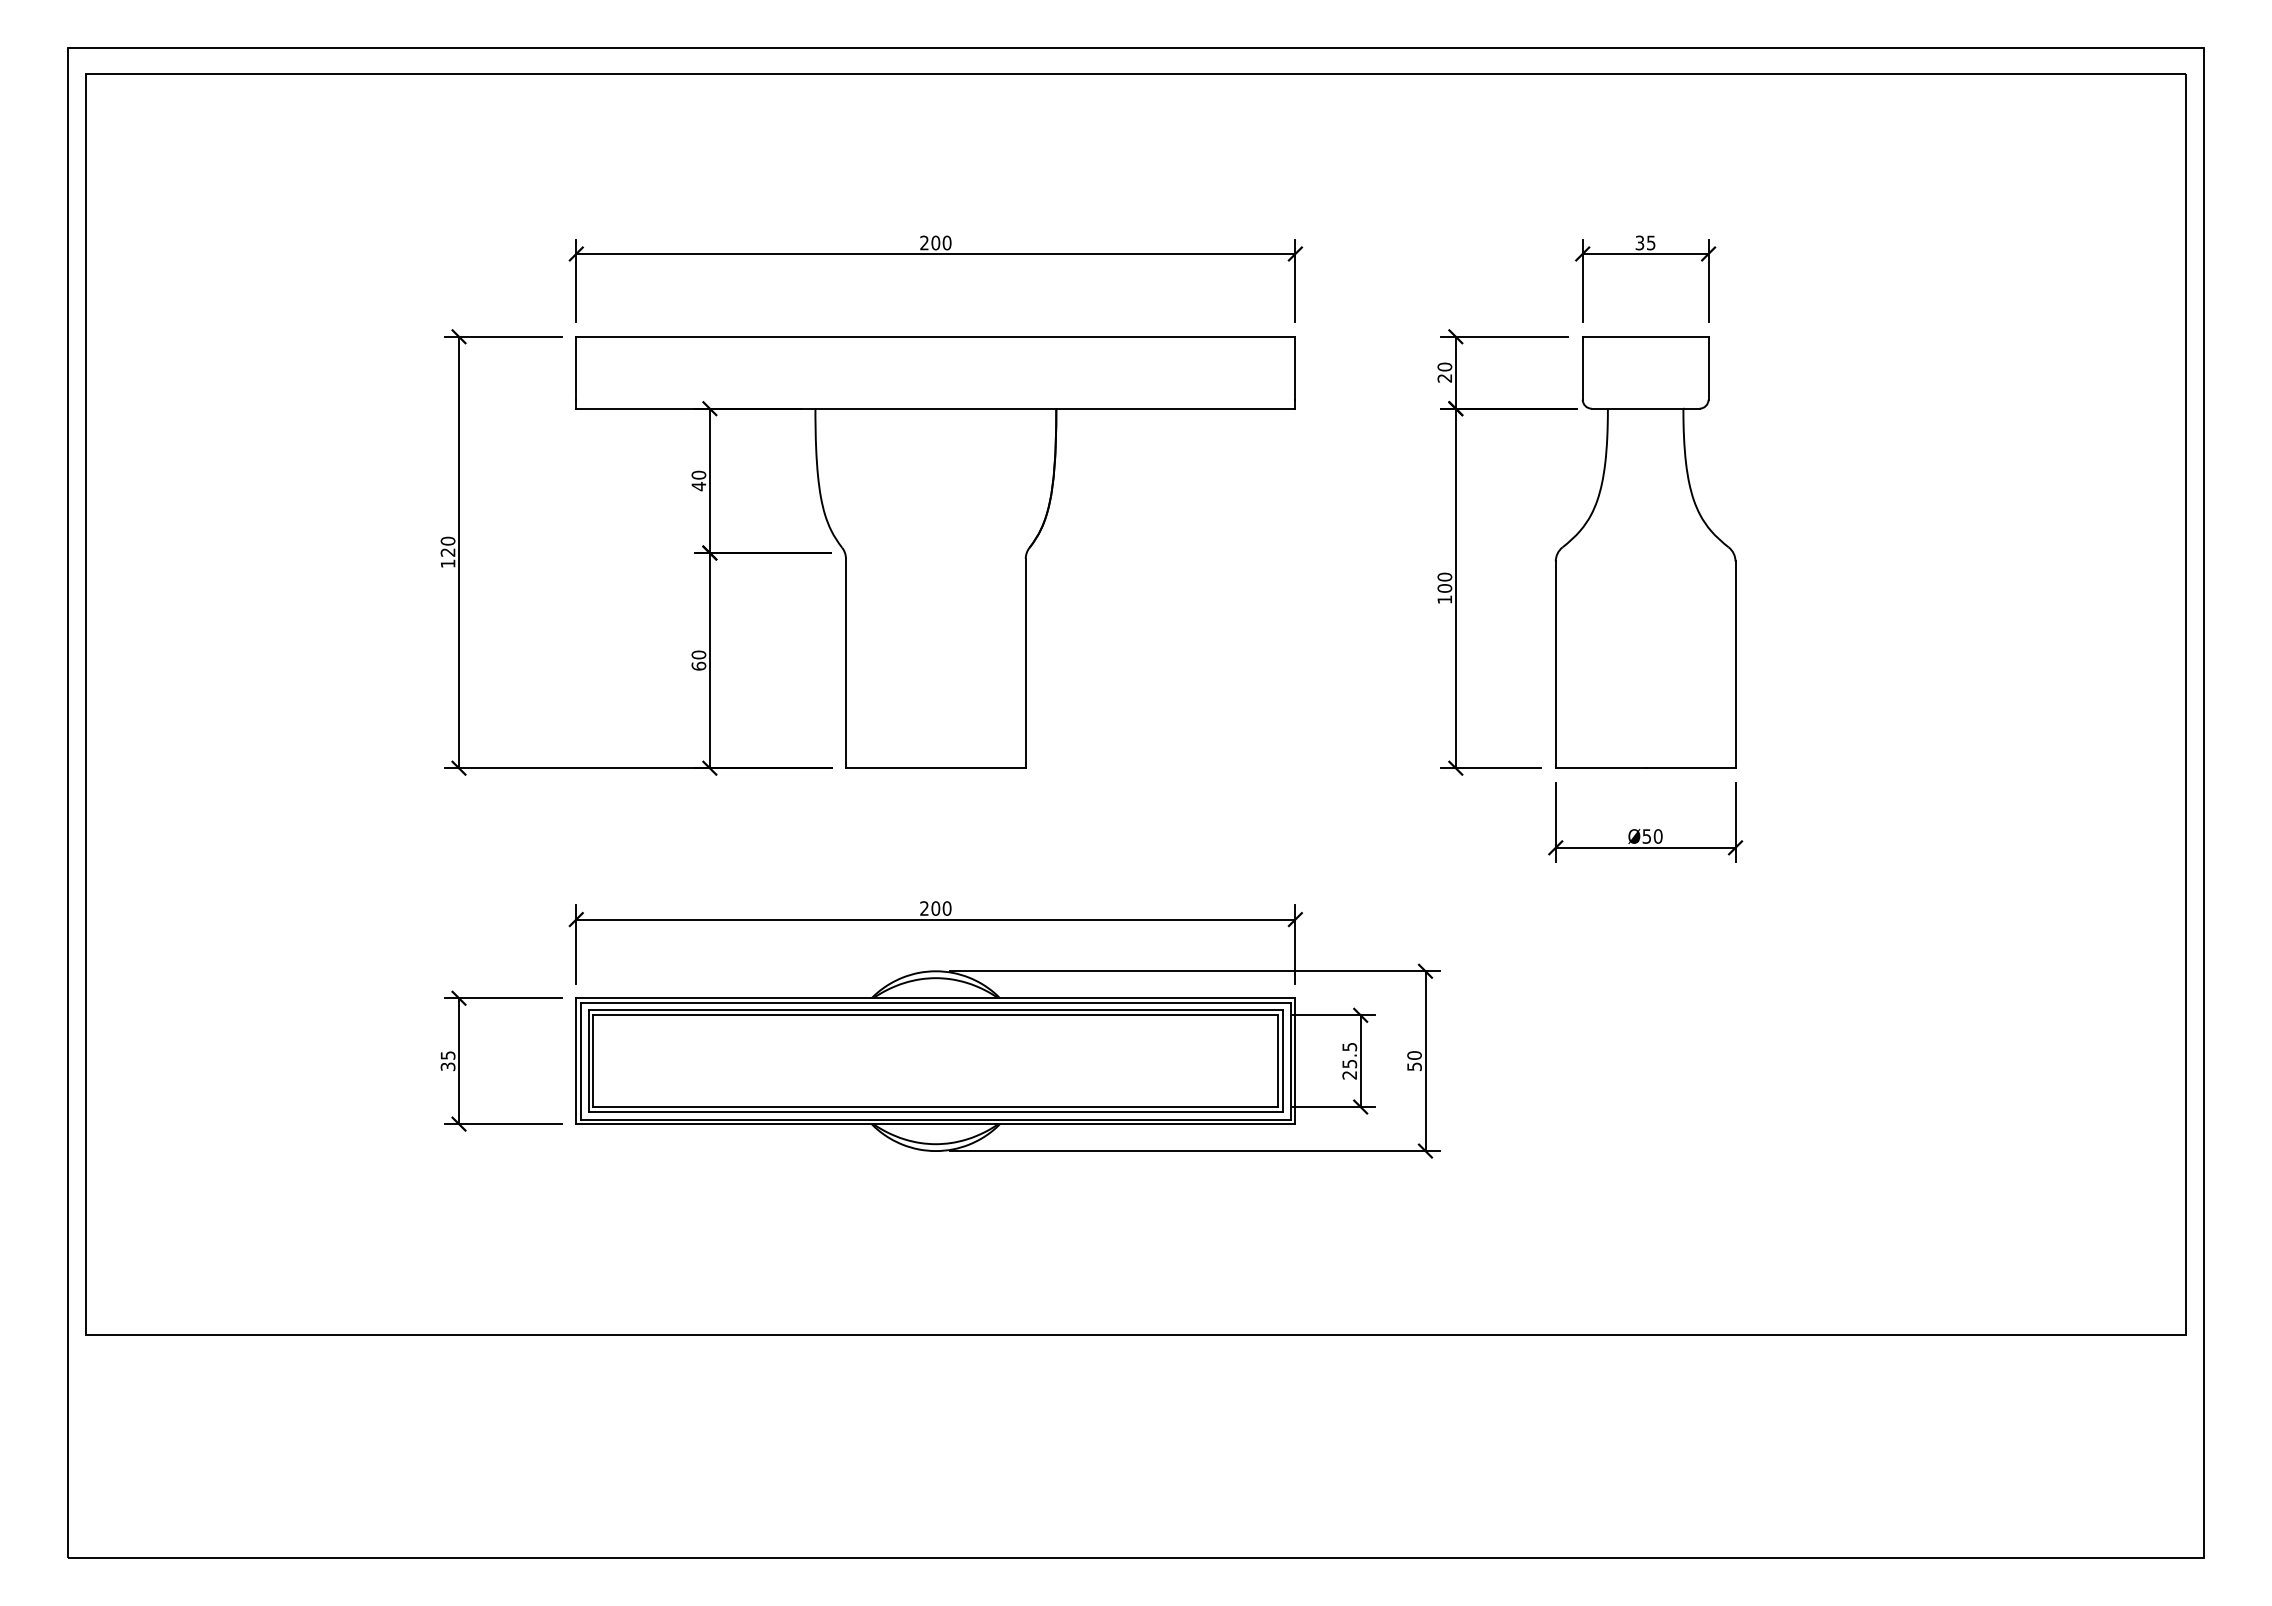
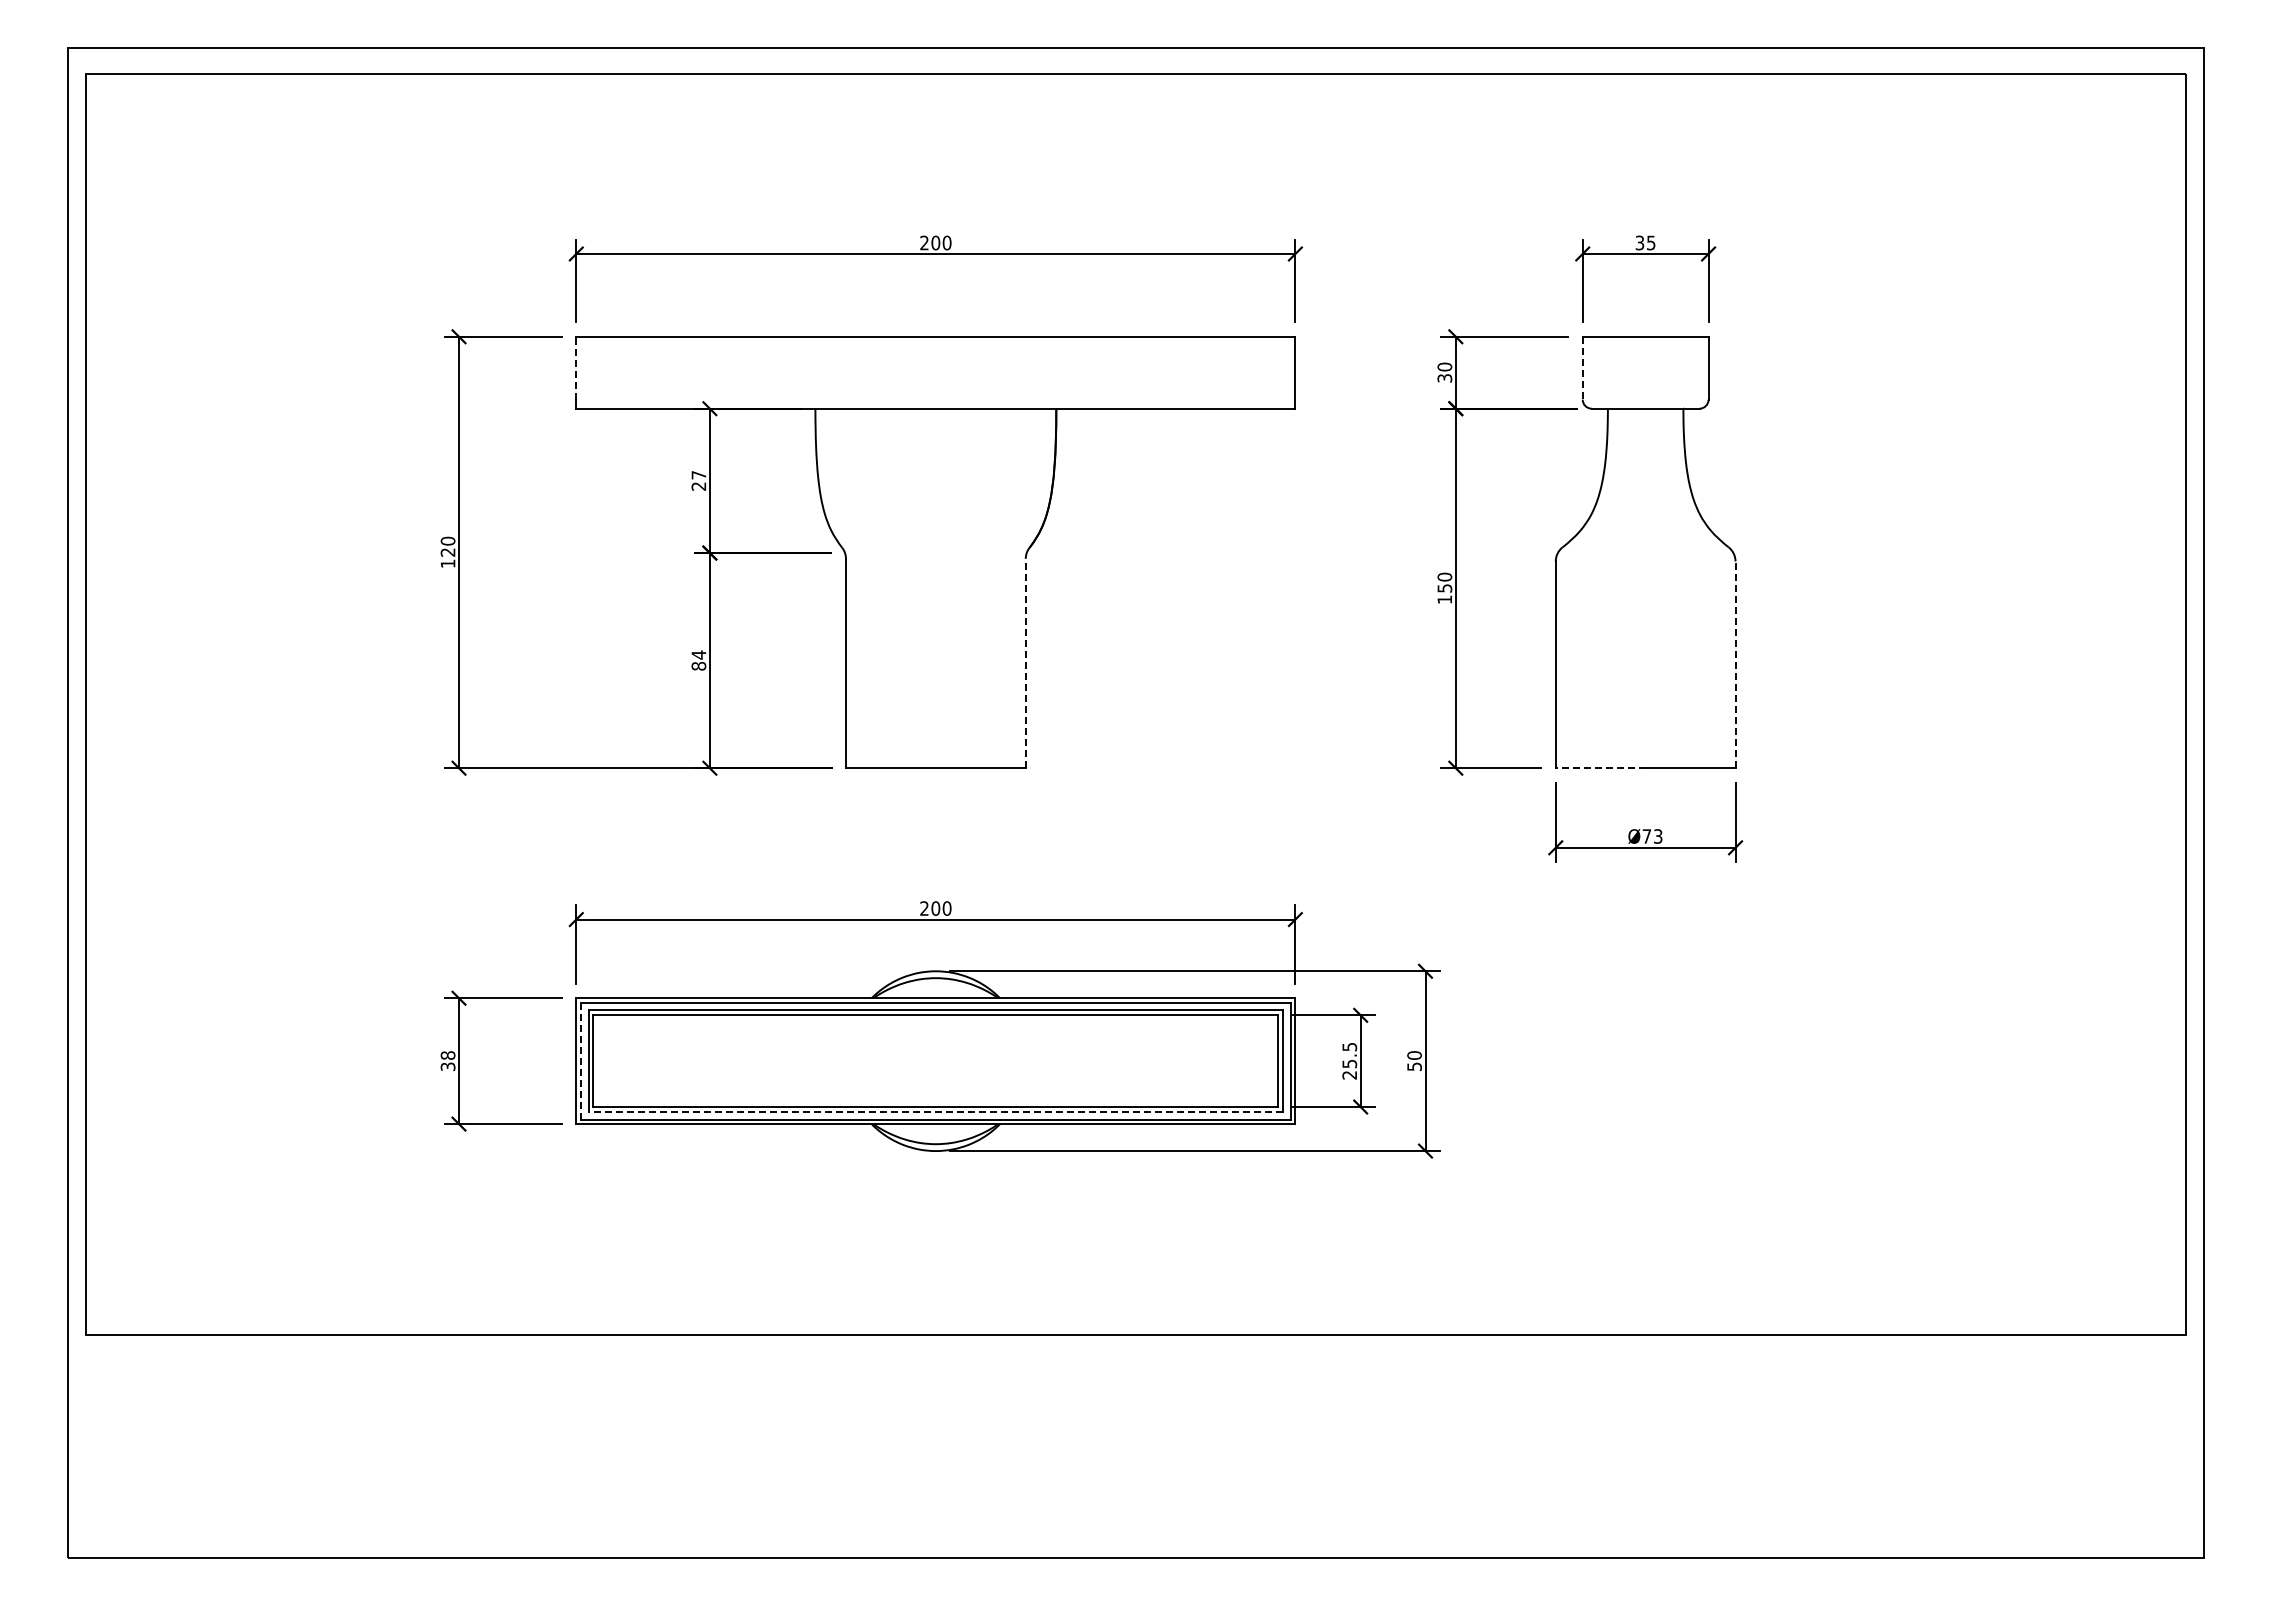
line: solid -> dashed (576, 367)
line: solid -> dashed (1582, 368)
text: 20 -> 30 (1445, 378)
text: 40 -> 27 (698, 480)
text: 100 -> 150 (1444, 588)
text: 60 -> 84 (698, 660)
line: solid -> dashed (1025, 663)
line: solid -> dashed (1735, 664)
line: solid -> dashed (1600, 768)
text: Ø50 -> Ø73 (1652, 836)
text: 35 -> 38 (447, 1055)
line: solid -> dashed (580, 1061)
line: solid -> dashed (935, 1111)
